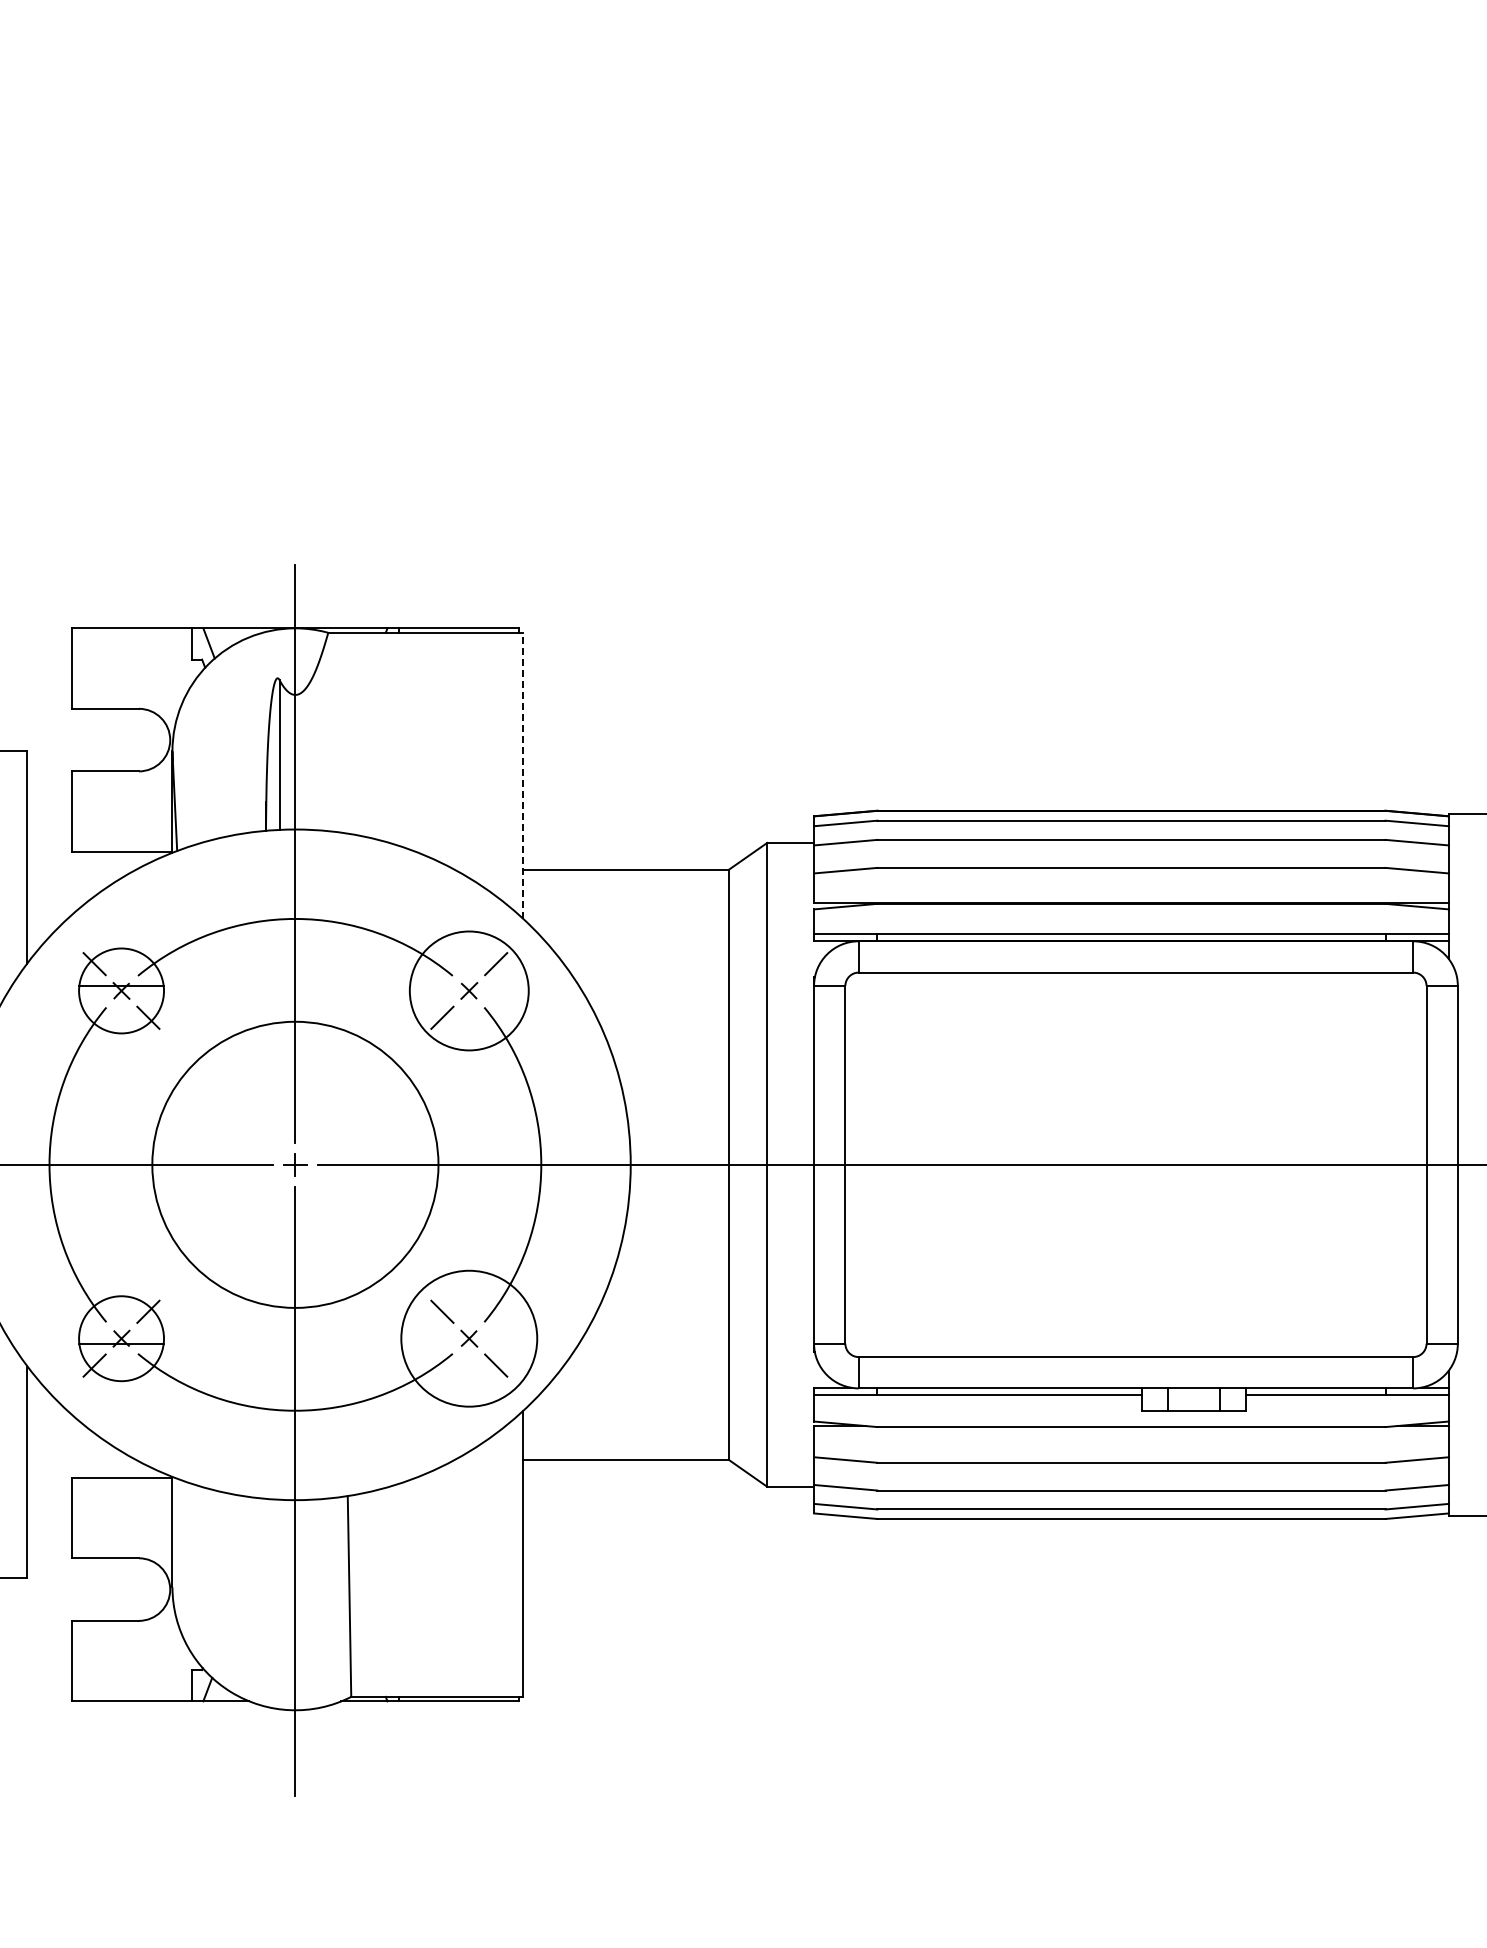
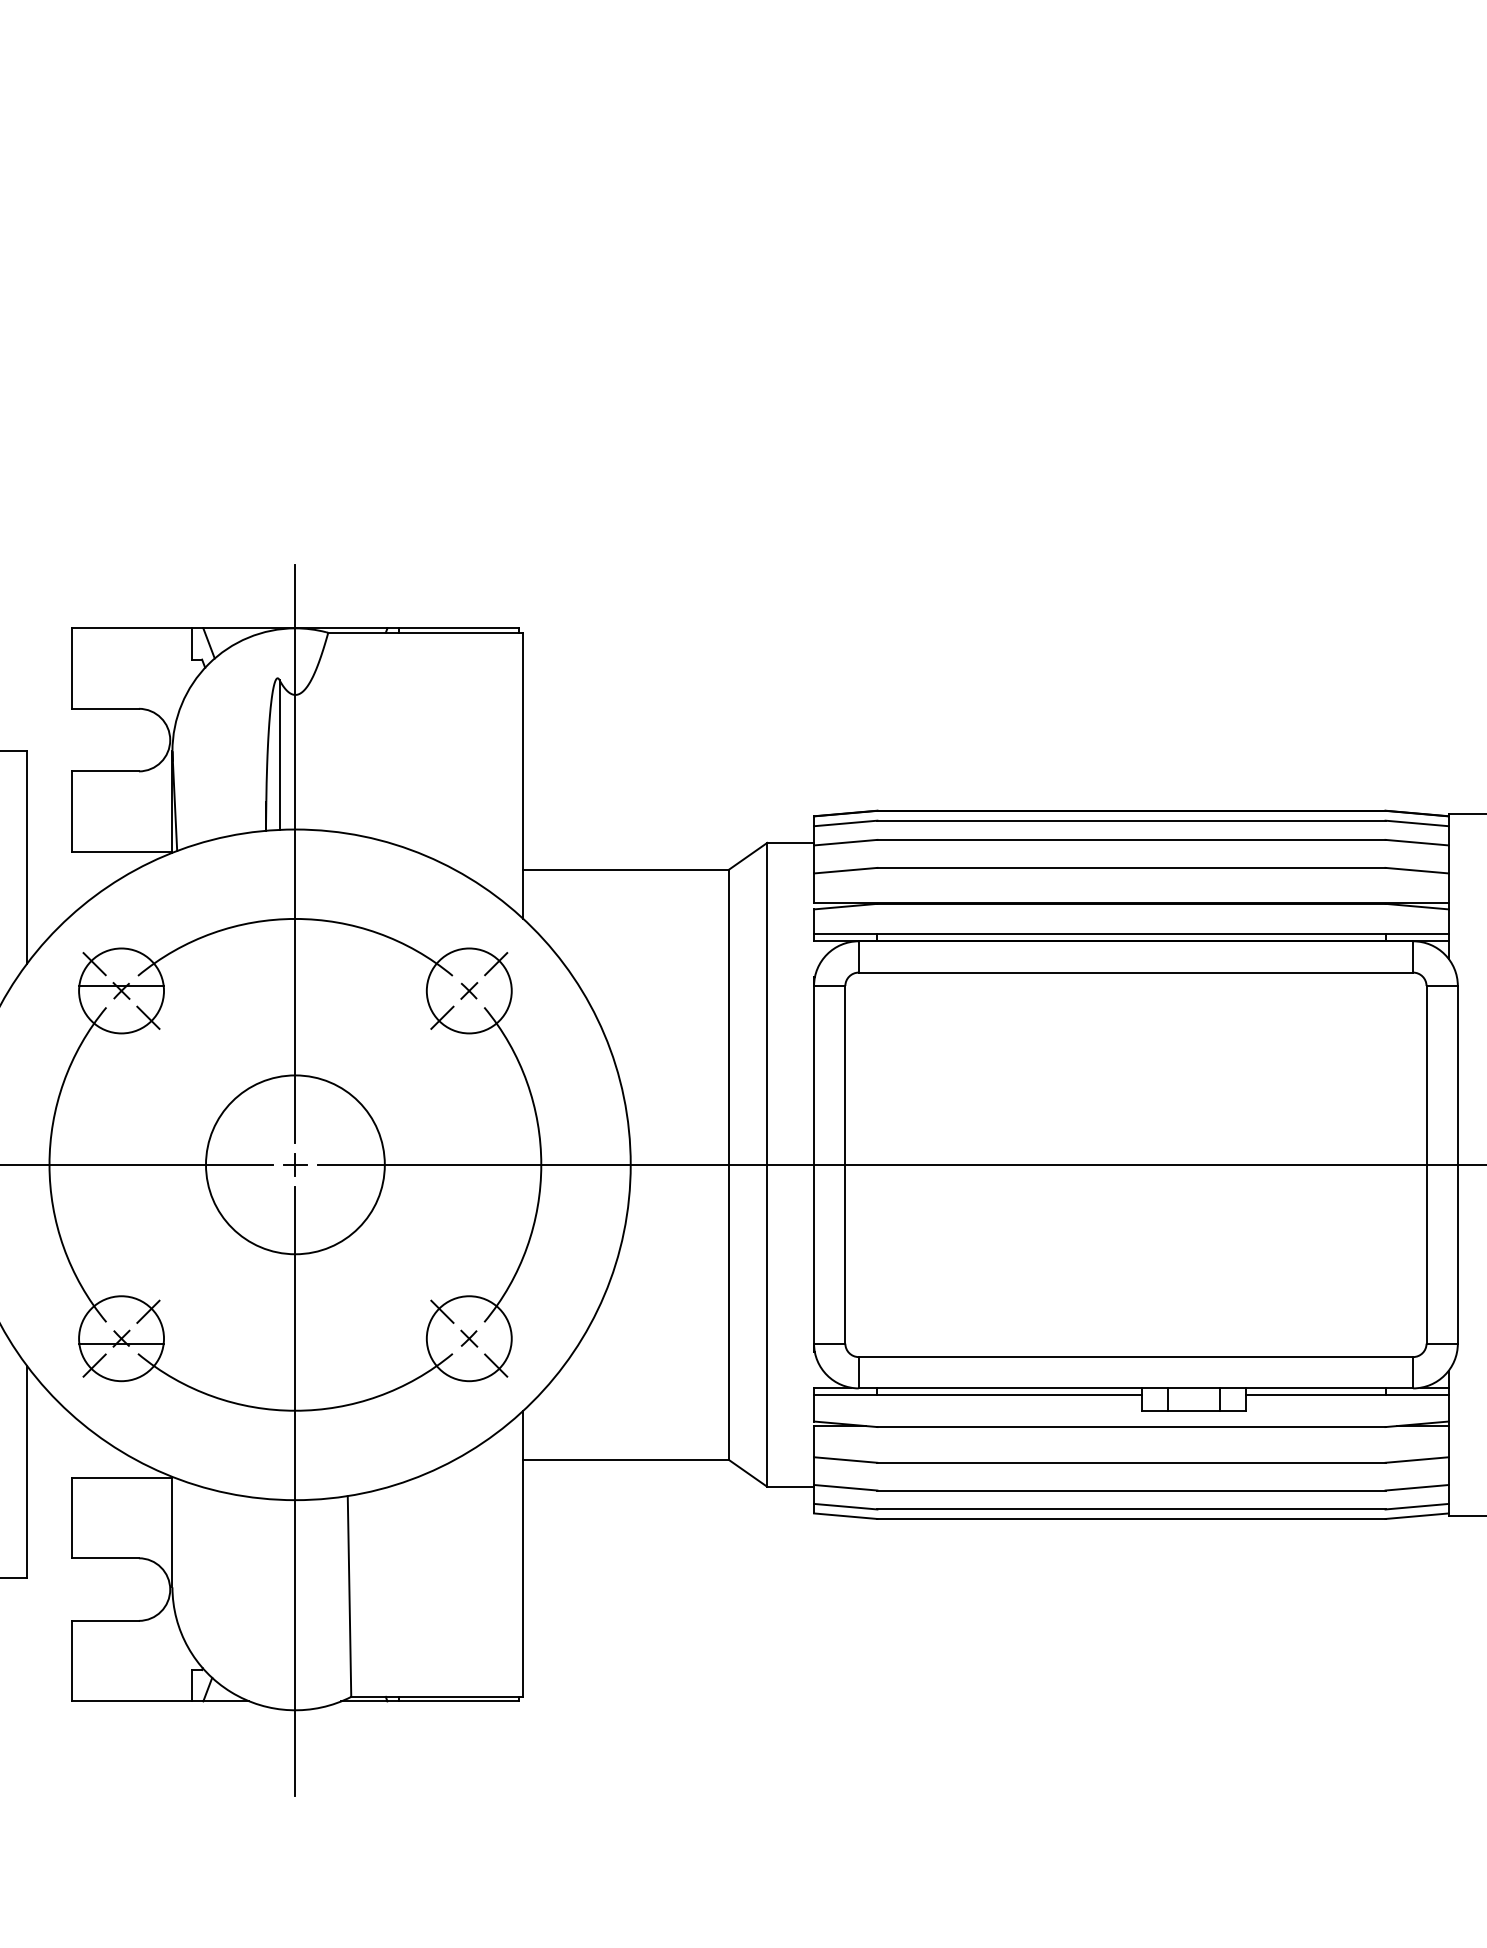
line: dashed -> solid (523, 775)
circle diameter: 119 px -> 85 px (468, 990)
circle diameter: 286 px -> 179 px (295, 1164)
circle diameter: 136 px -> 85 px (468, 1338)
